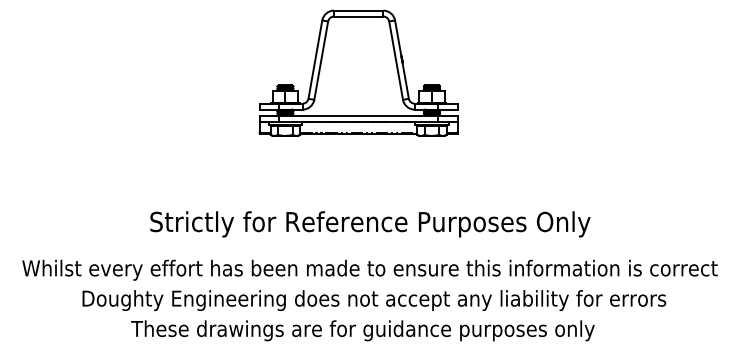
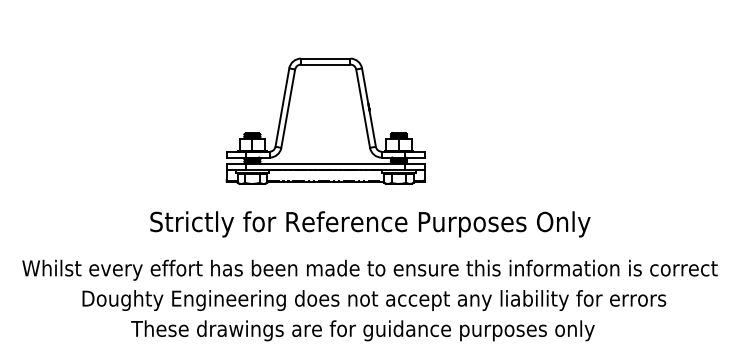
part position: (358, 72) -> (325, 120) (325, 120)
